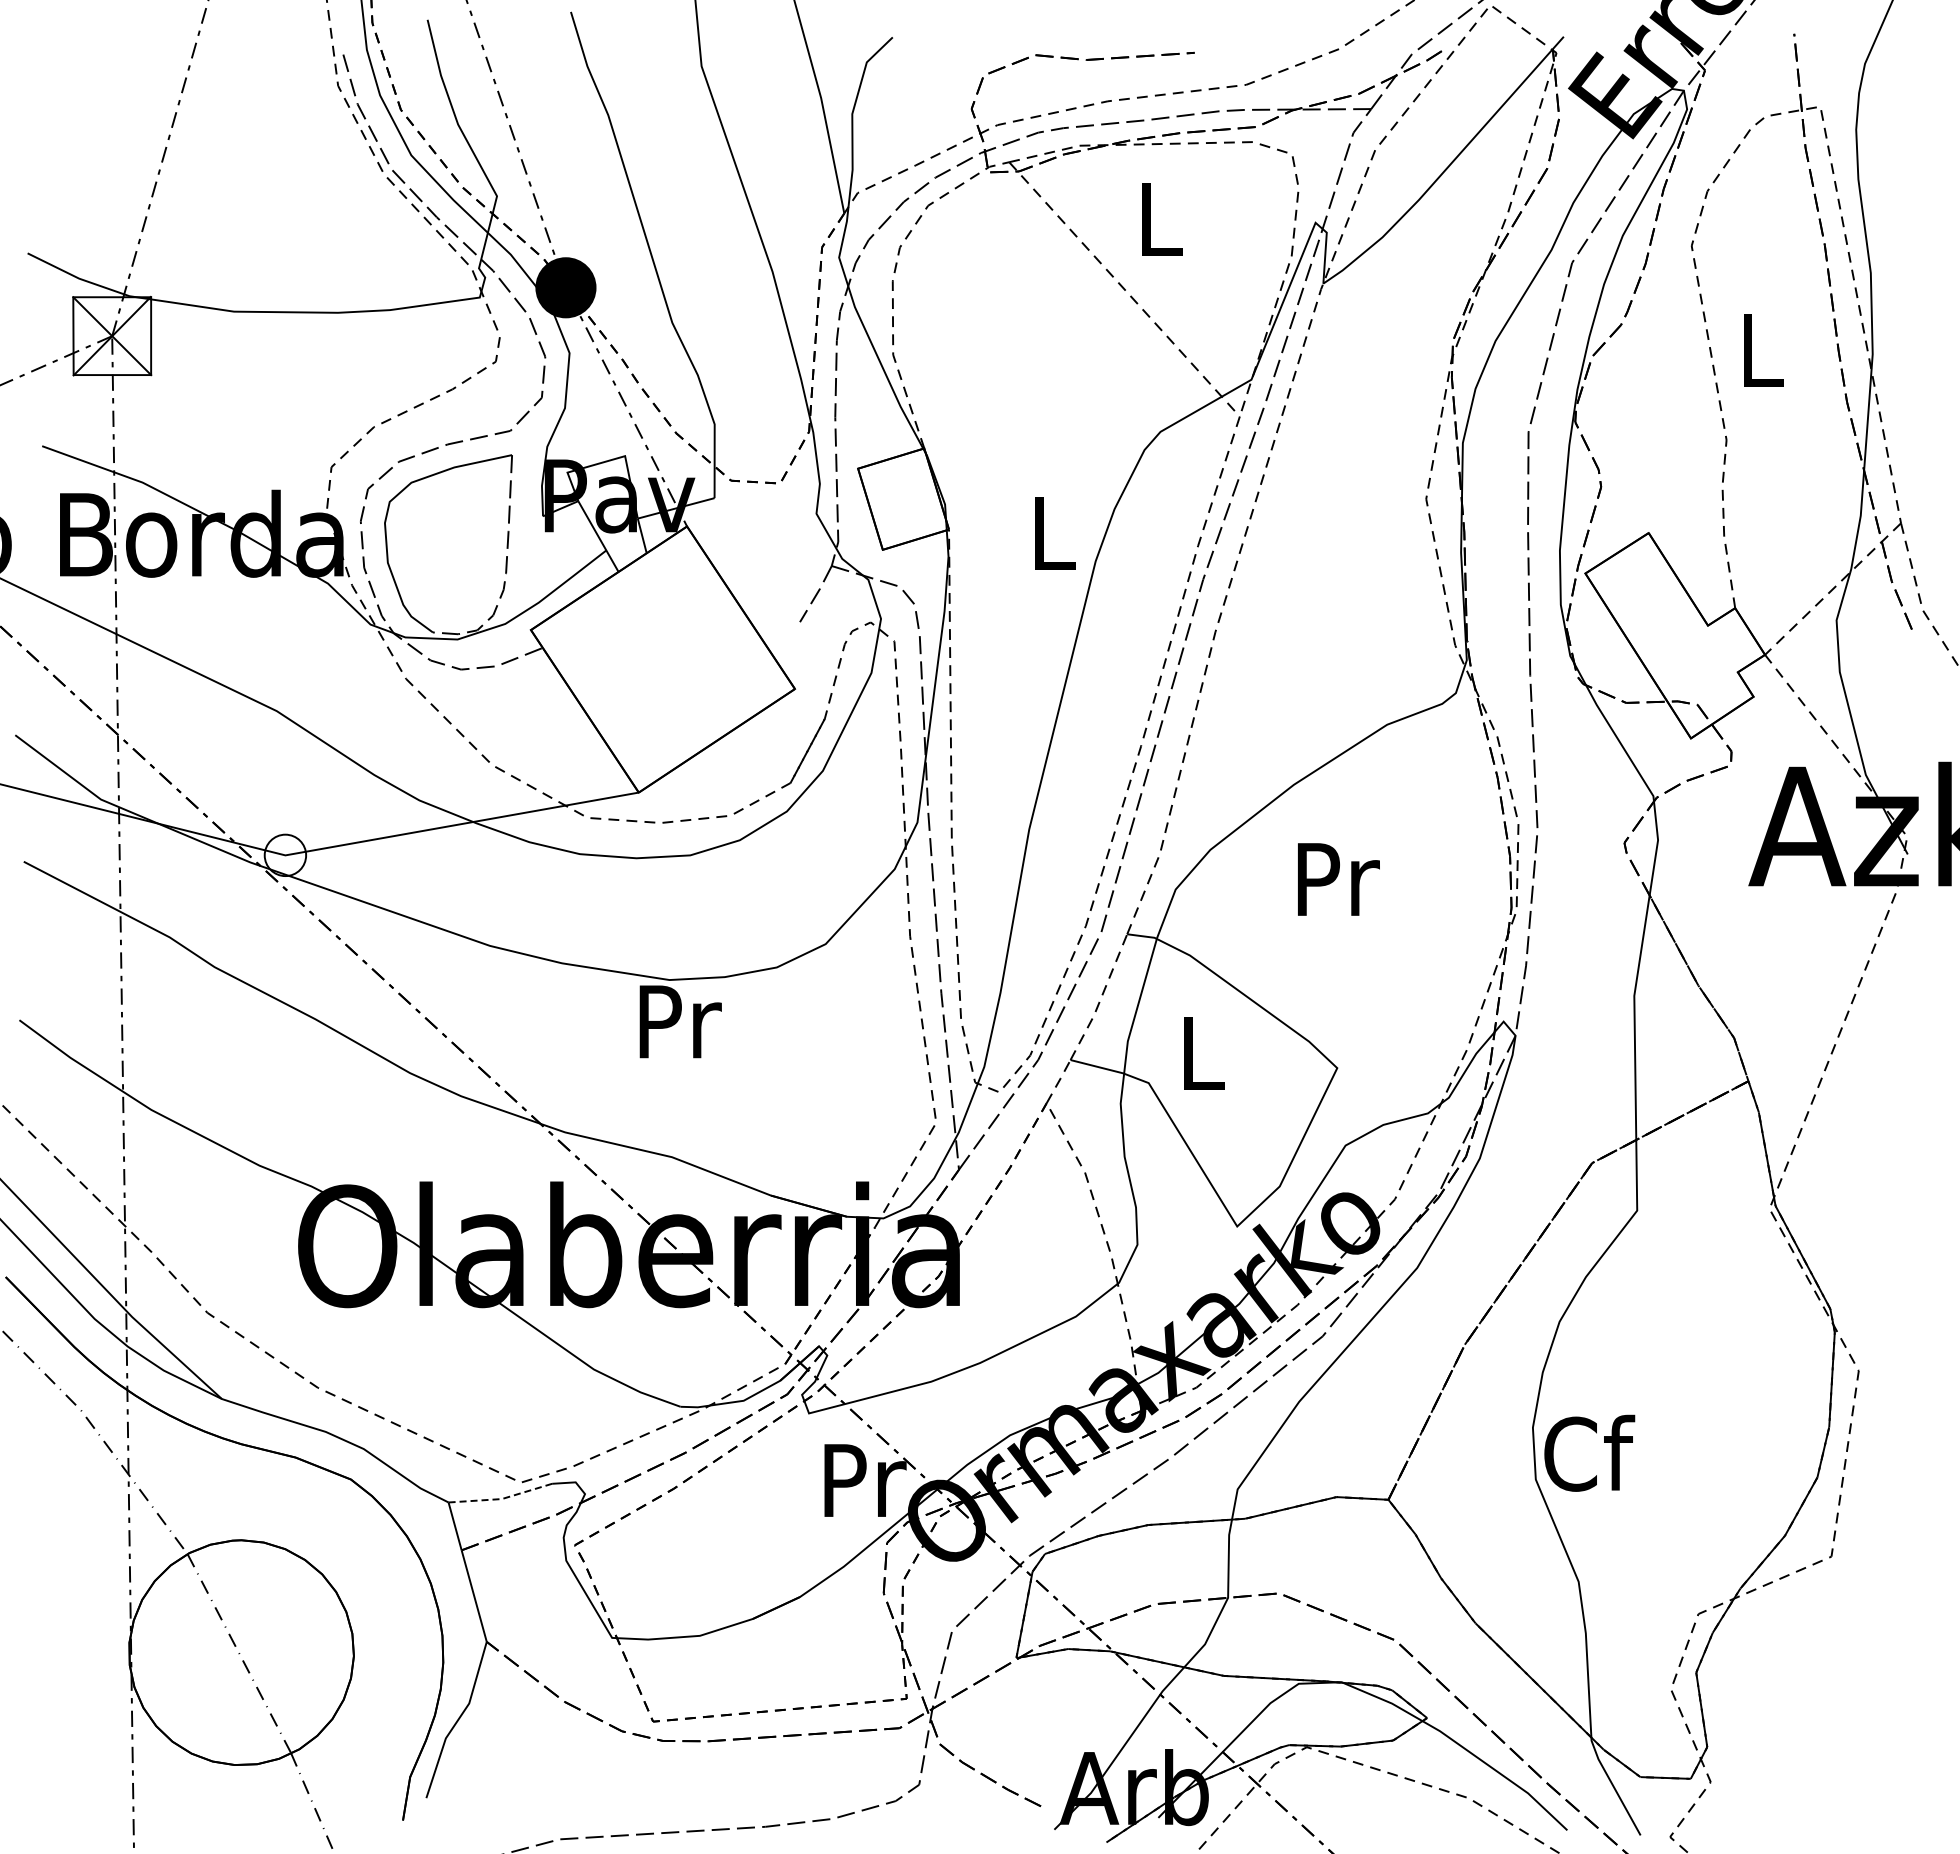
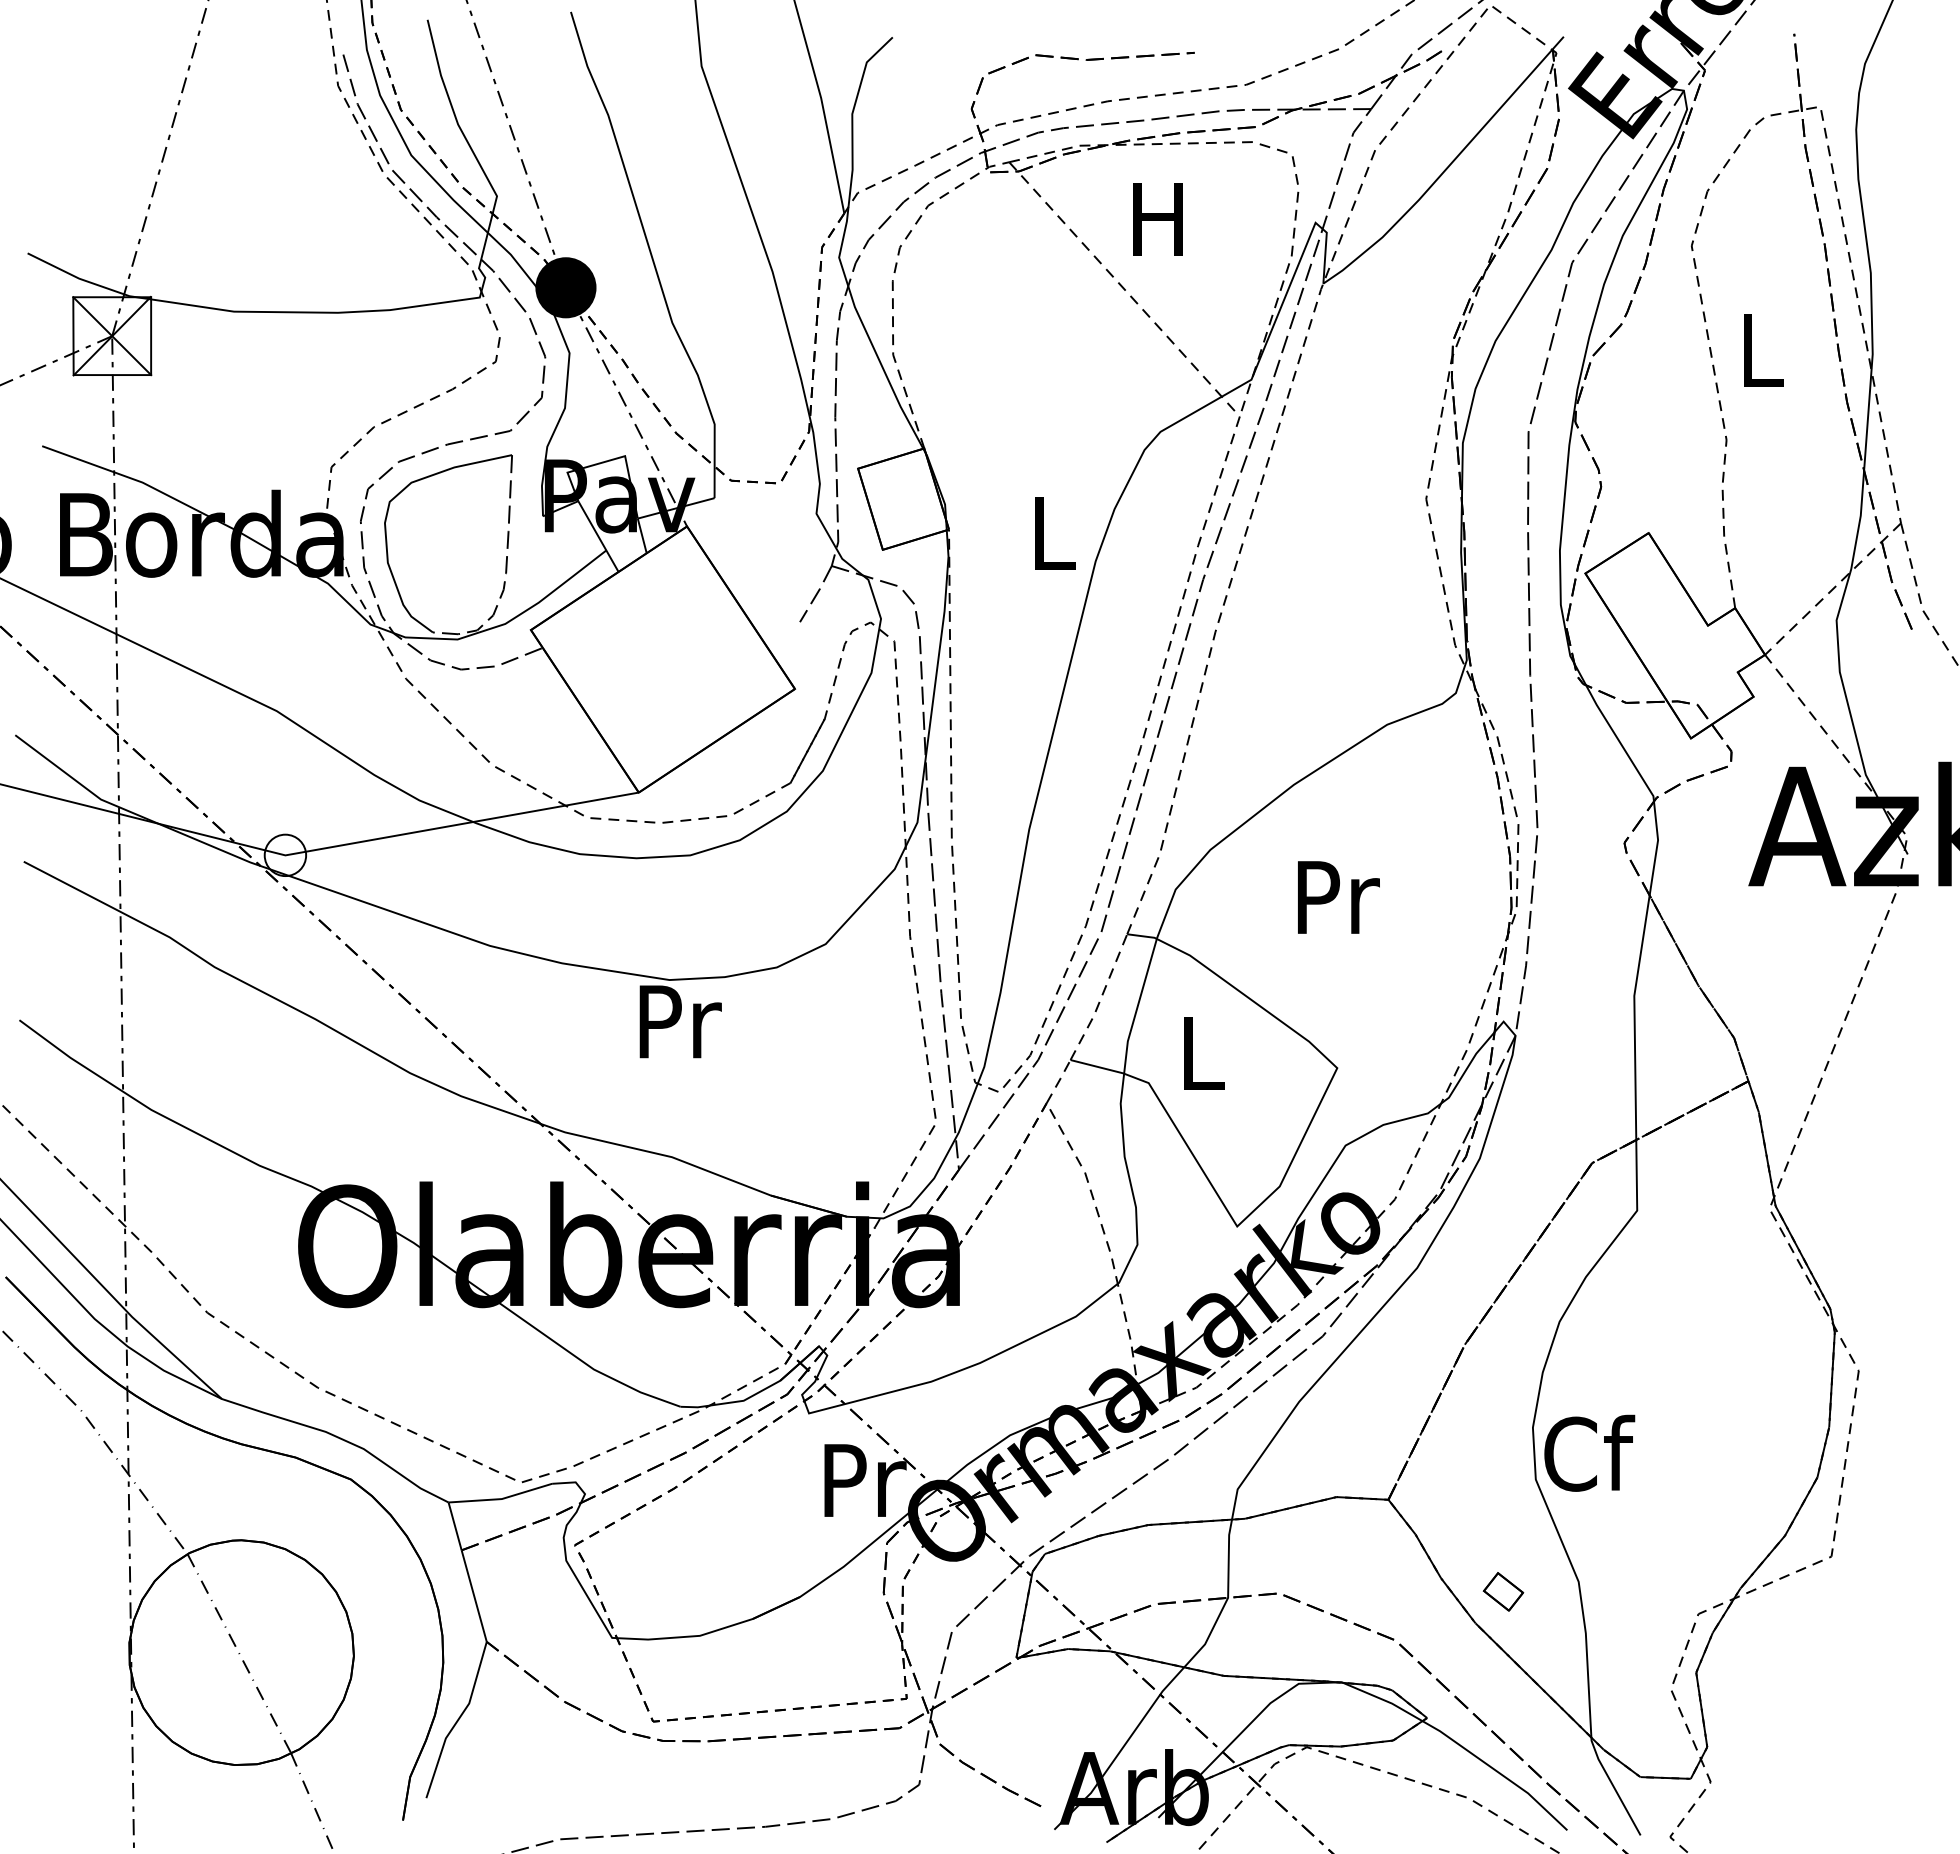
text: L -> H (1157, 219)
text position: (1338, 879) -> (1338, 897) (1338, 897)
line: dashed -> solid (501, 1499)
part: none -> present (1503, 1591)
